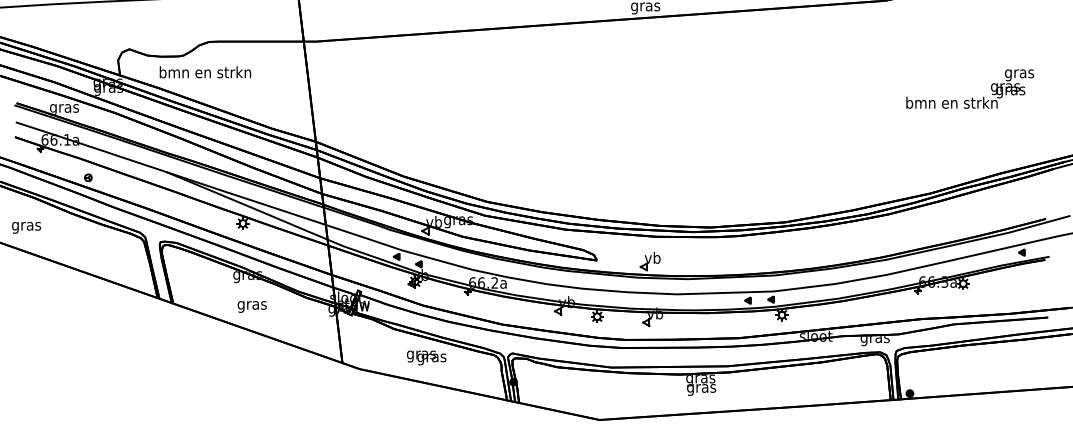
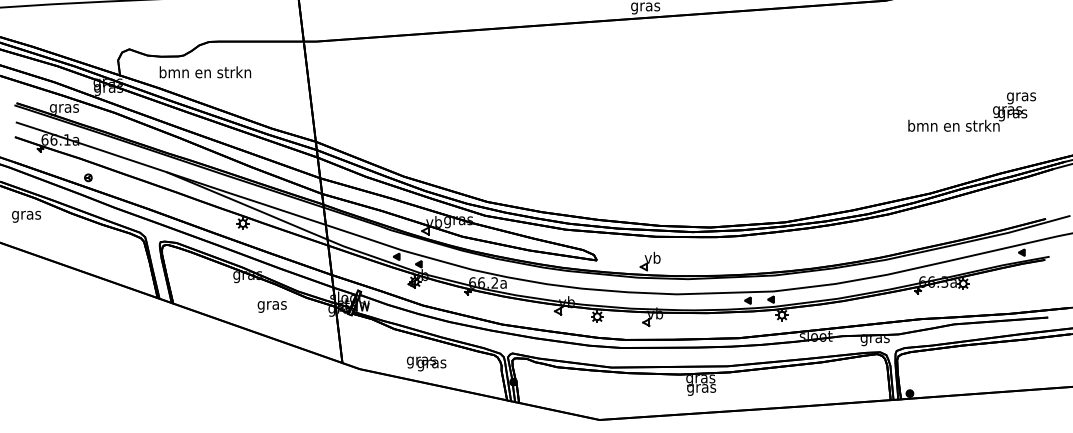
text position: (969, 88) -> (971, 111) (971, 111)
text position: (26, 227) -> (26, 216) (26, 216)
text position: (251, 306) -> (271, 306) (271, 306)
text position: (426, 357) -> (426, 363) (426, 363)
